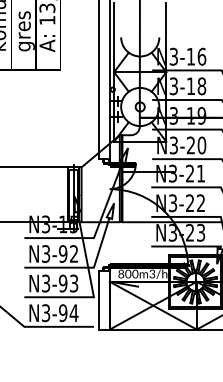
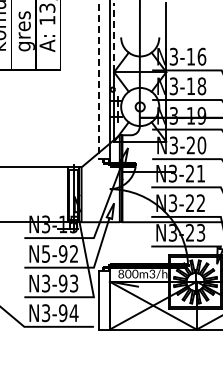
line: solid -> dashed (114, 37)
line: solid -> dashed (99, 80)
text: N3-92 -> N5-92 (46, 253)
